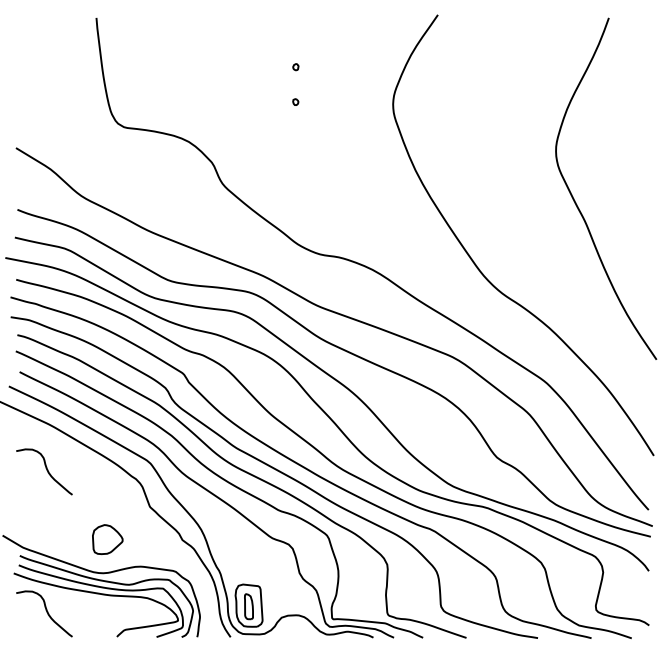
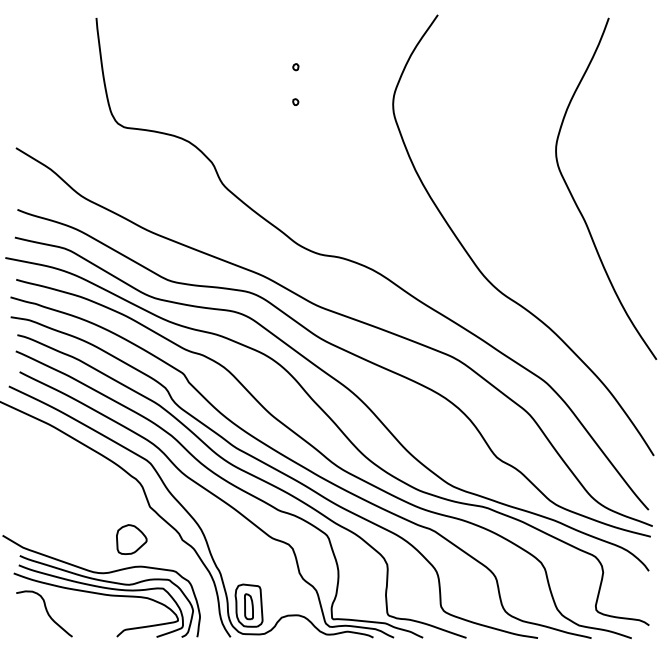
curve: present -> none (46, 470)
part position: (107, 539) -> (131, 539) (131, 539)
